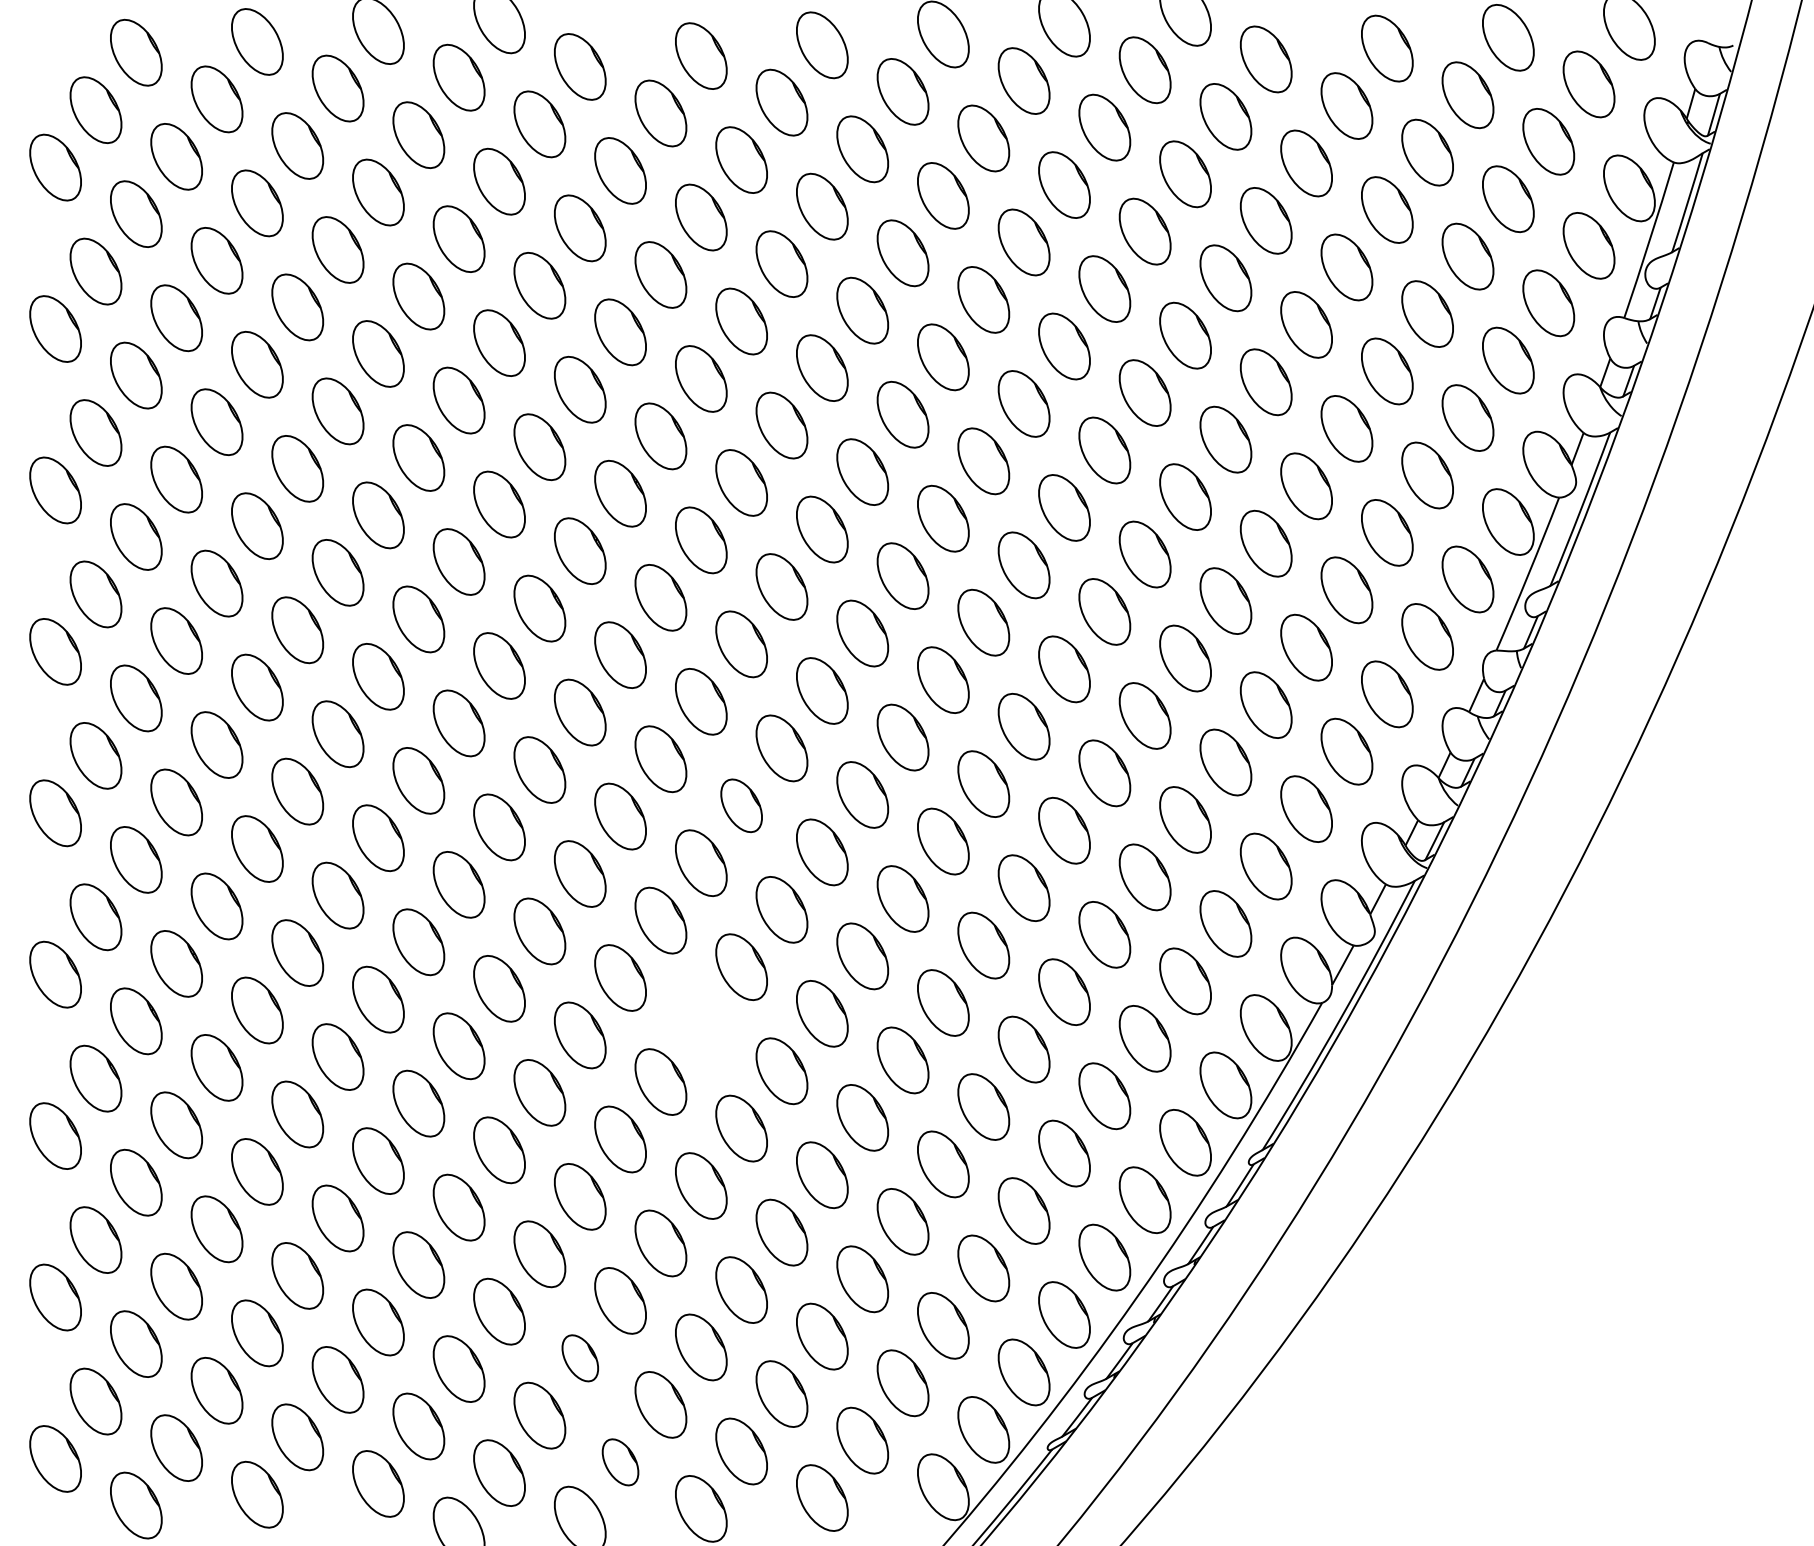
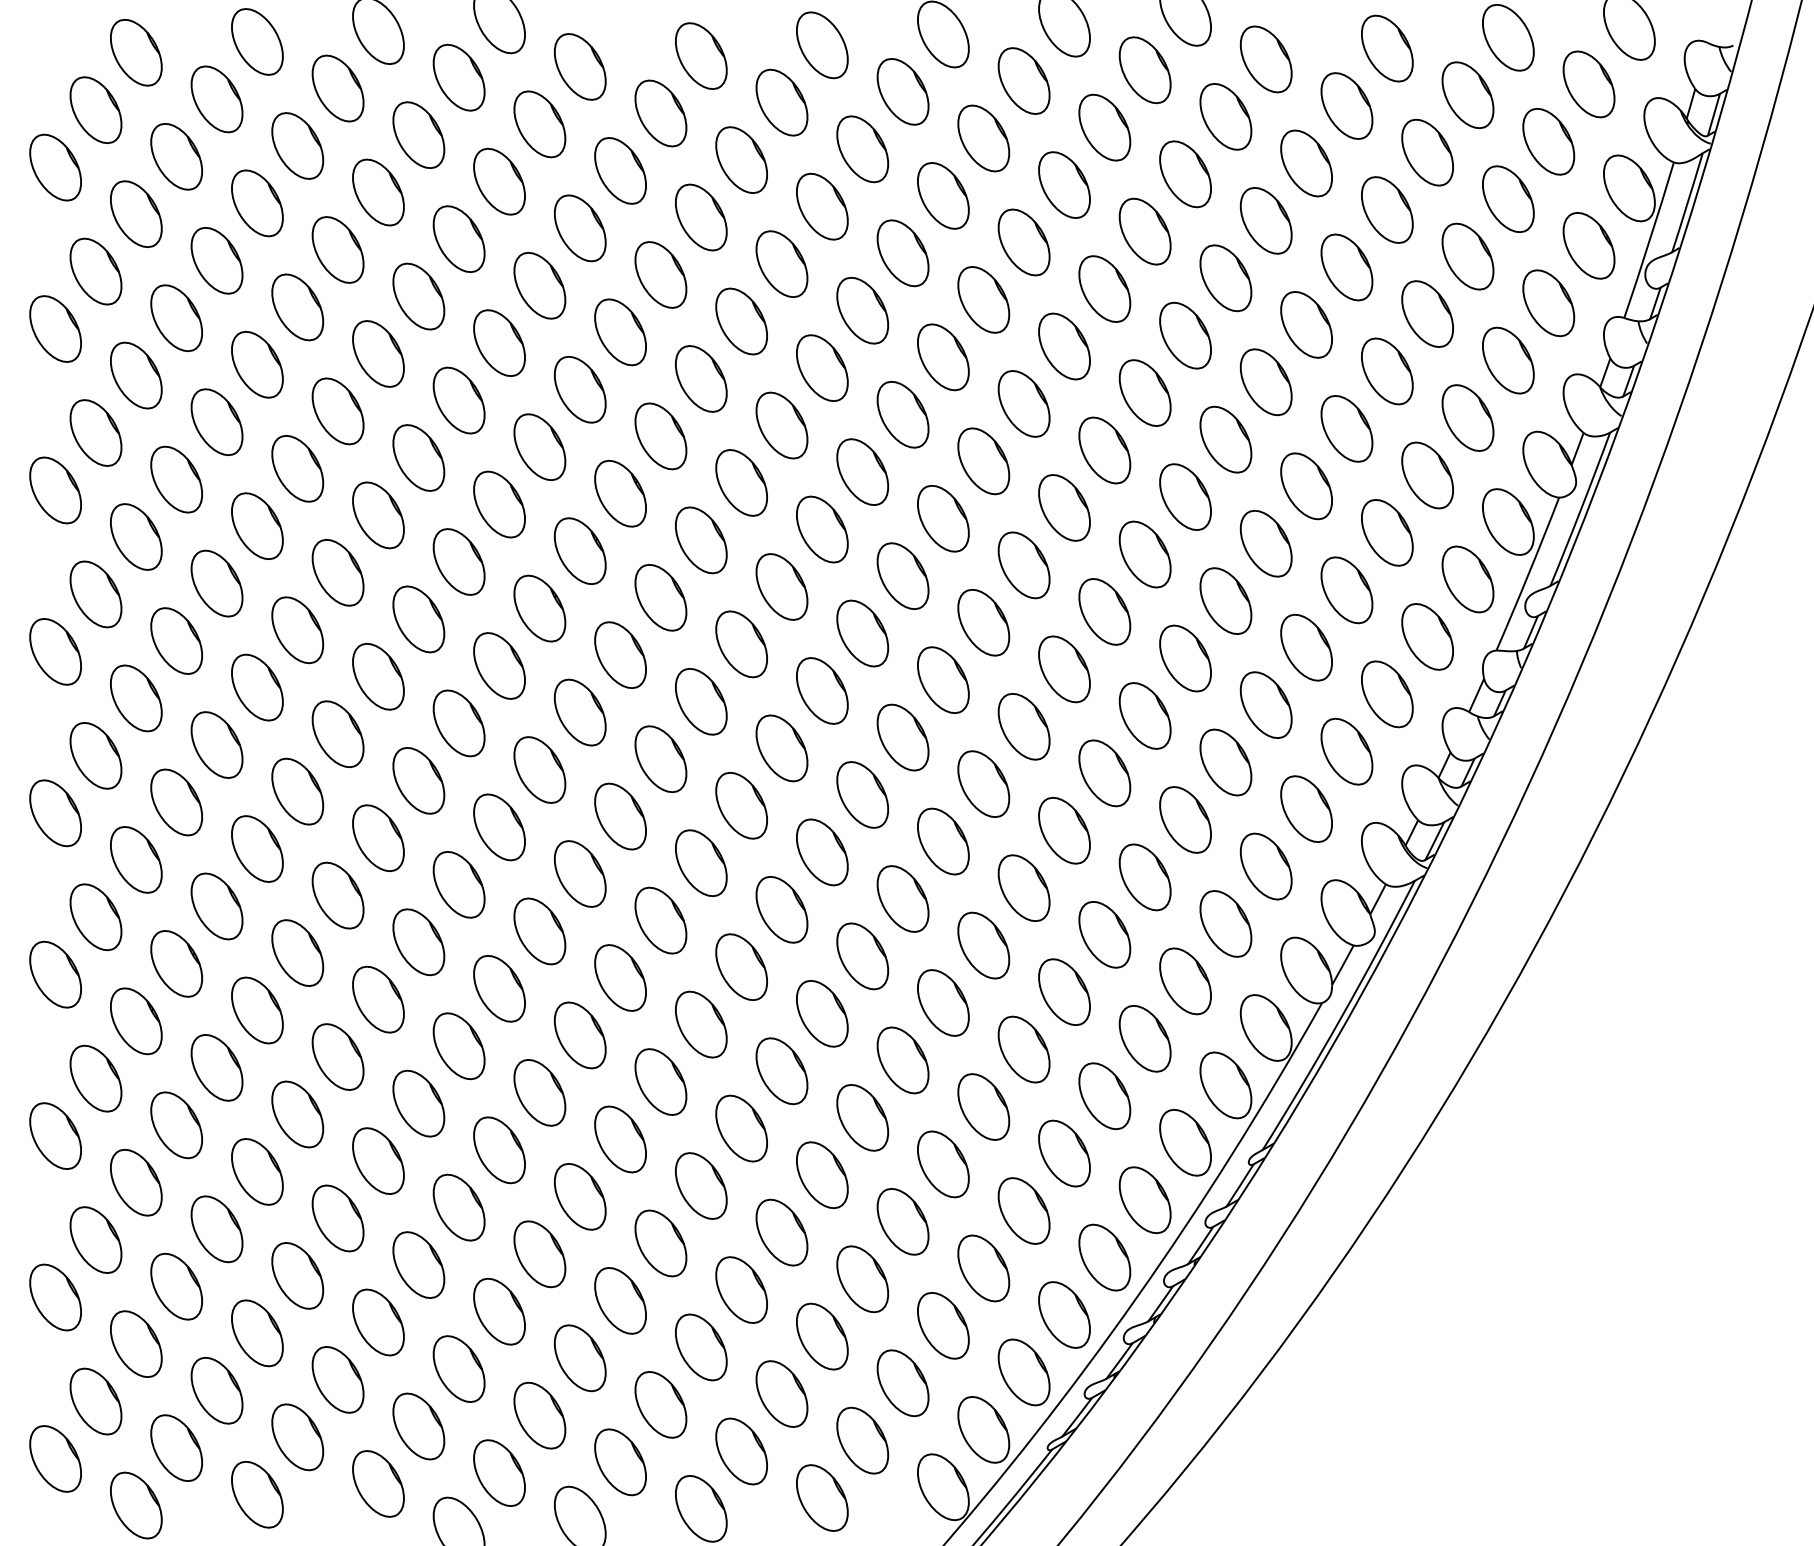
part size: 43x56 px -> 53x68 px (741, 805)
part: none -> present (701, 1024)
part size: 38x49 px -> 53x69 px (580, 1358)
part size: 39x49 px -> 53x69 px (620, 1462)
